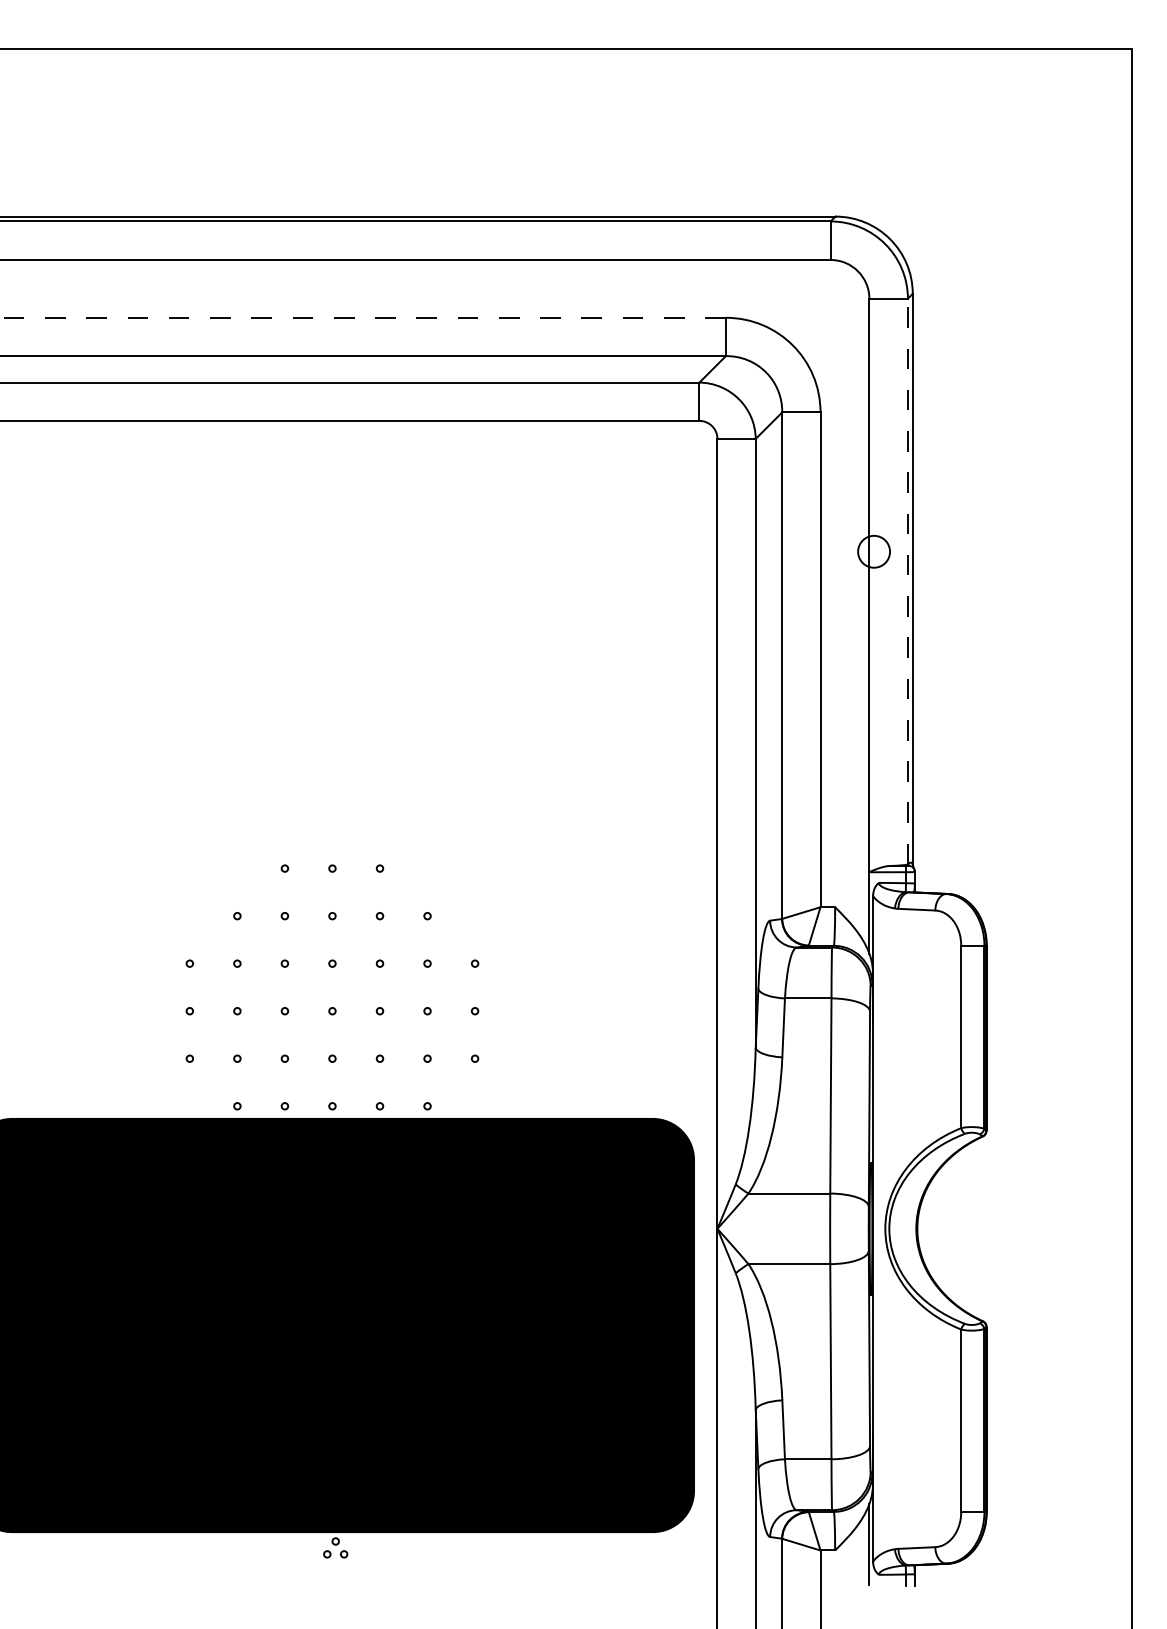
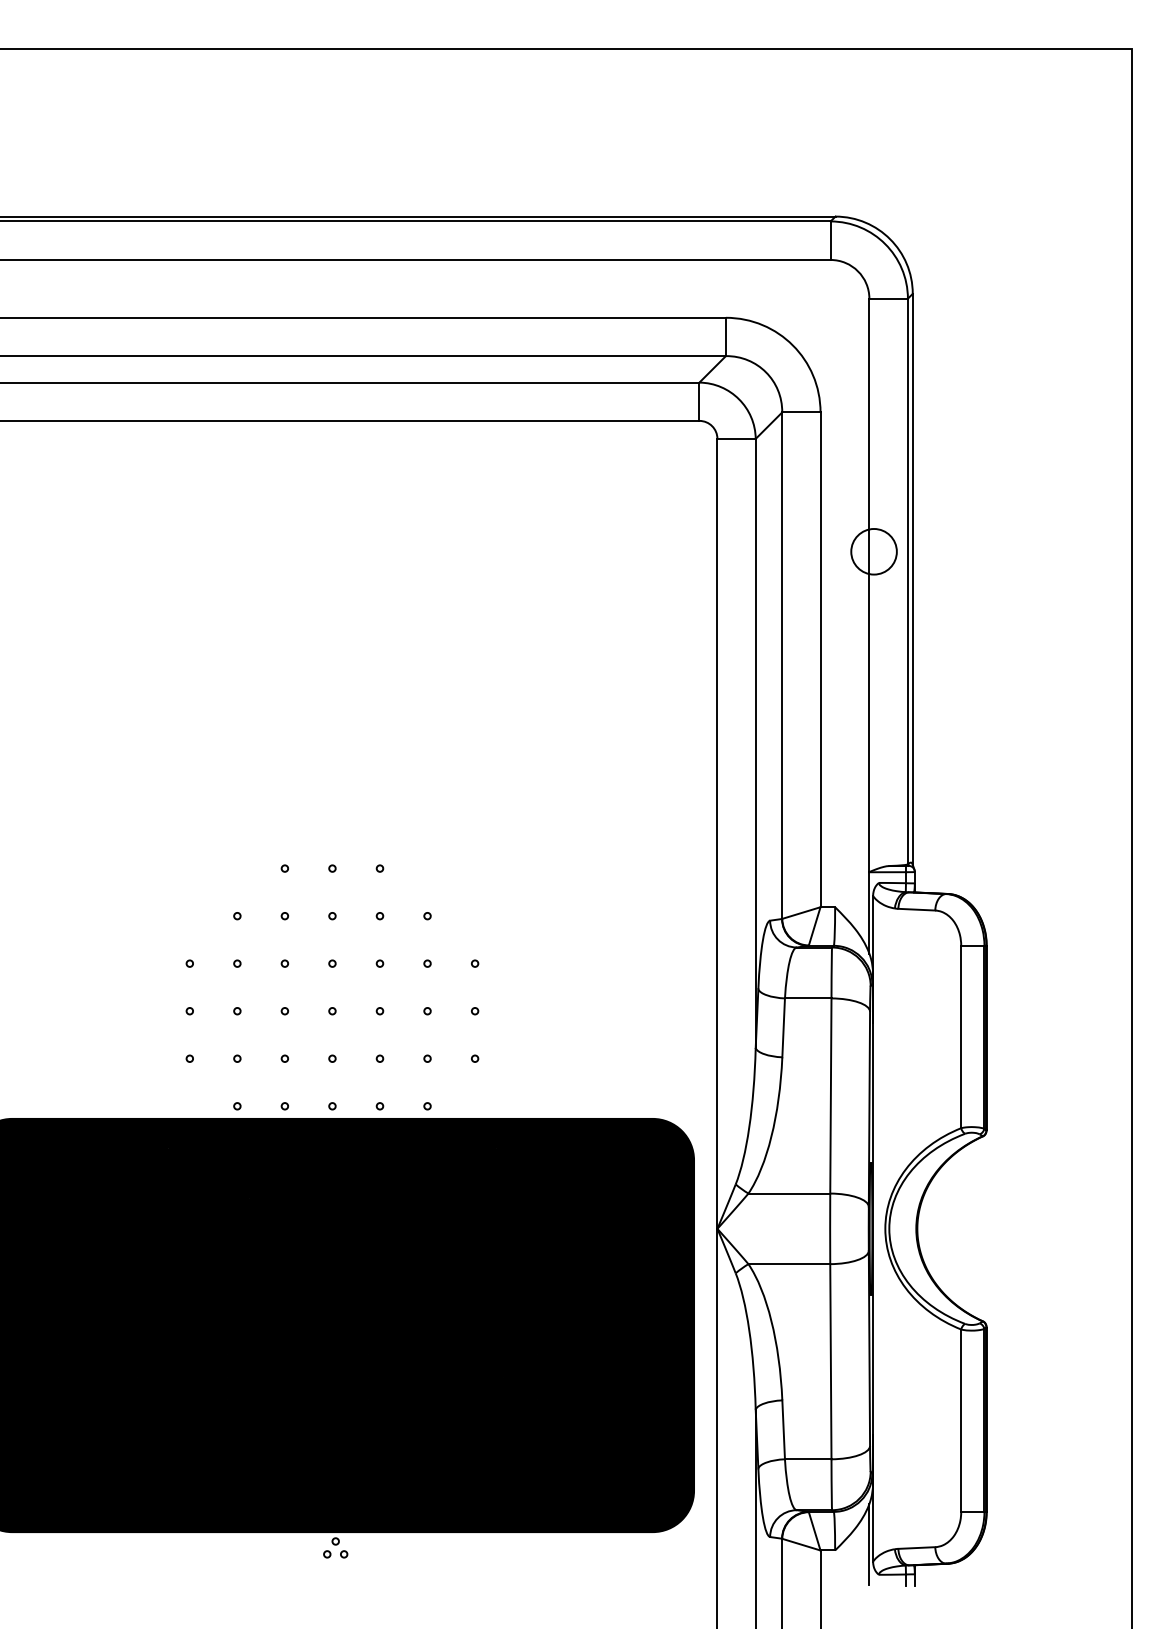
line: dashed -> solid (363, 317)
circle diameter: 32 px -> 46 px (873, 551)
line: dashed -> solid (907, 581)
